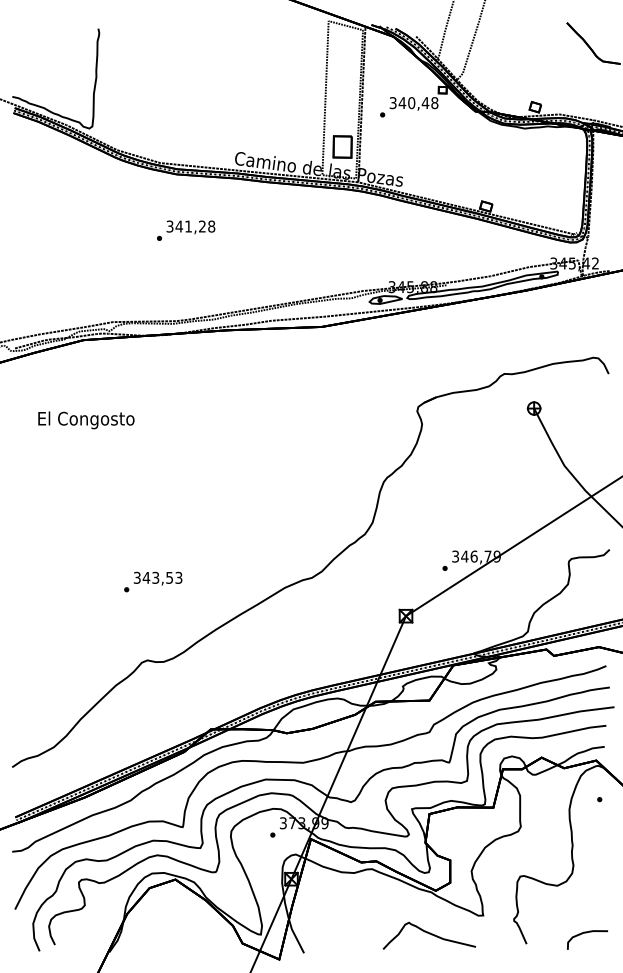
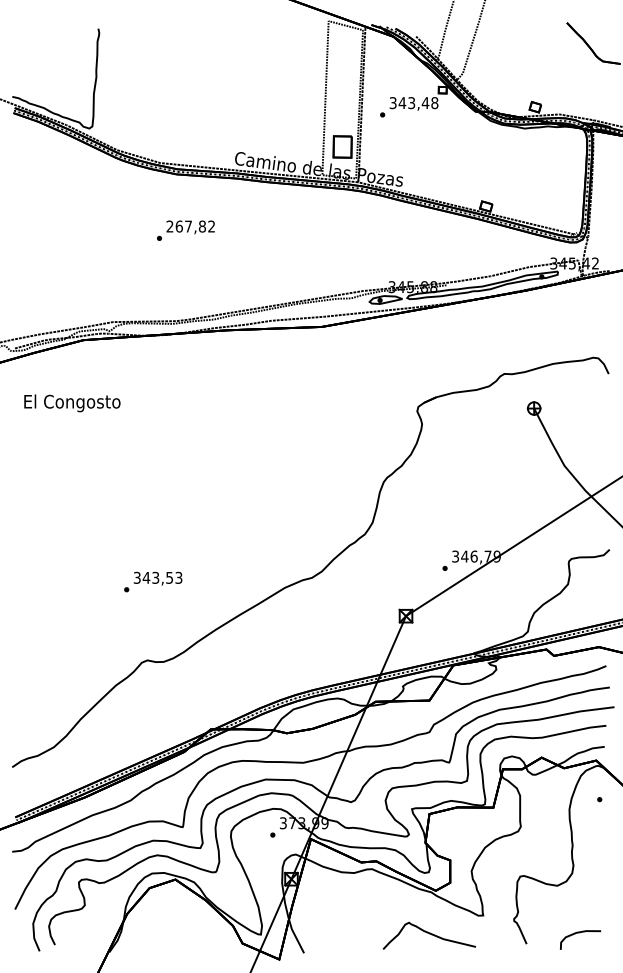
text: 340,48 -> 343,48 (411, 103)
text: 341,28 -> 267,82 (190, 226)
text position: (86, 420) -> (72, 403) (72, 403)
curve position: (586, 933) -> (579, 933) (579, 933)
